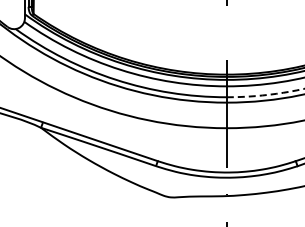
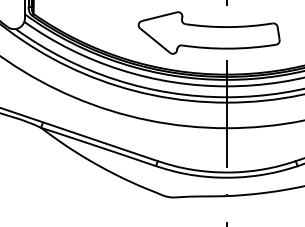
part: none -> present (208, 32)
arc: dashed -> solid (266, 95)
